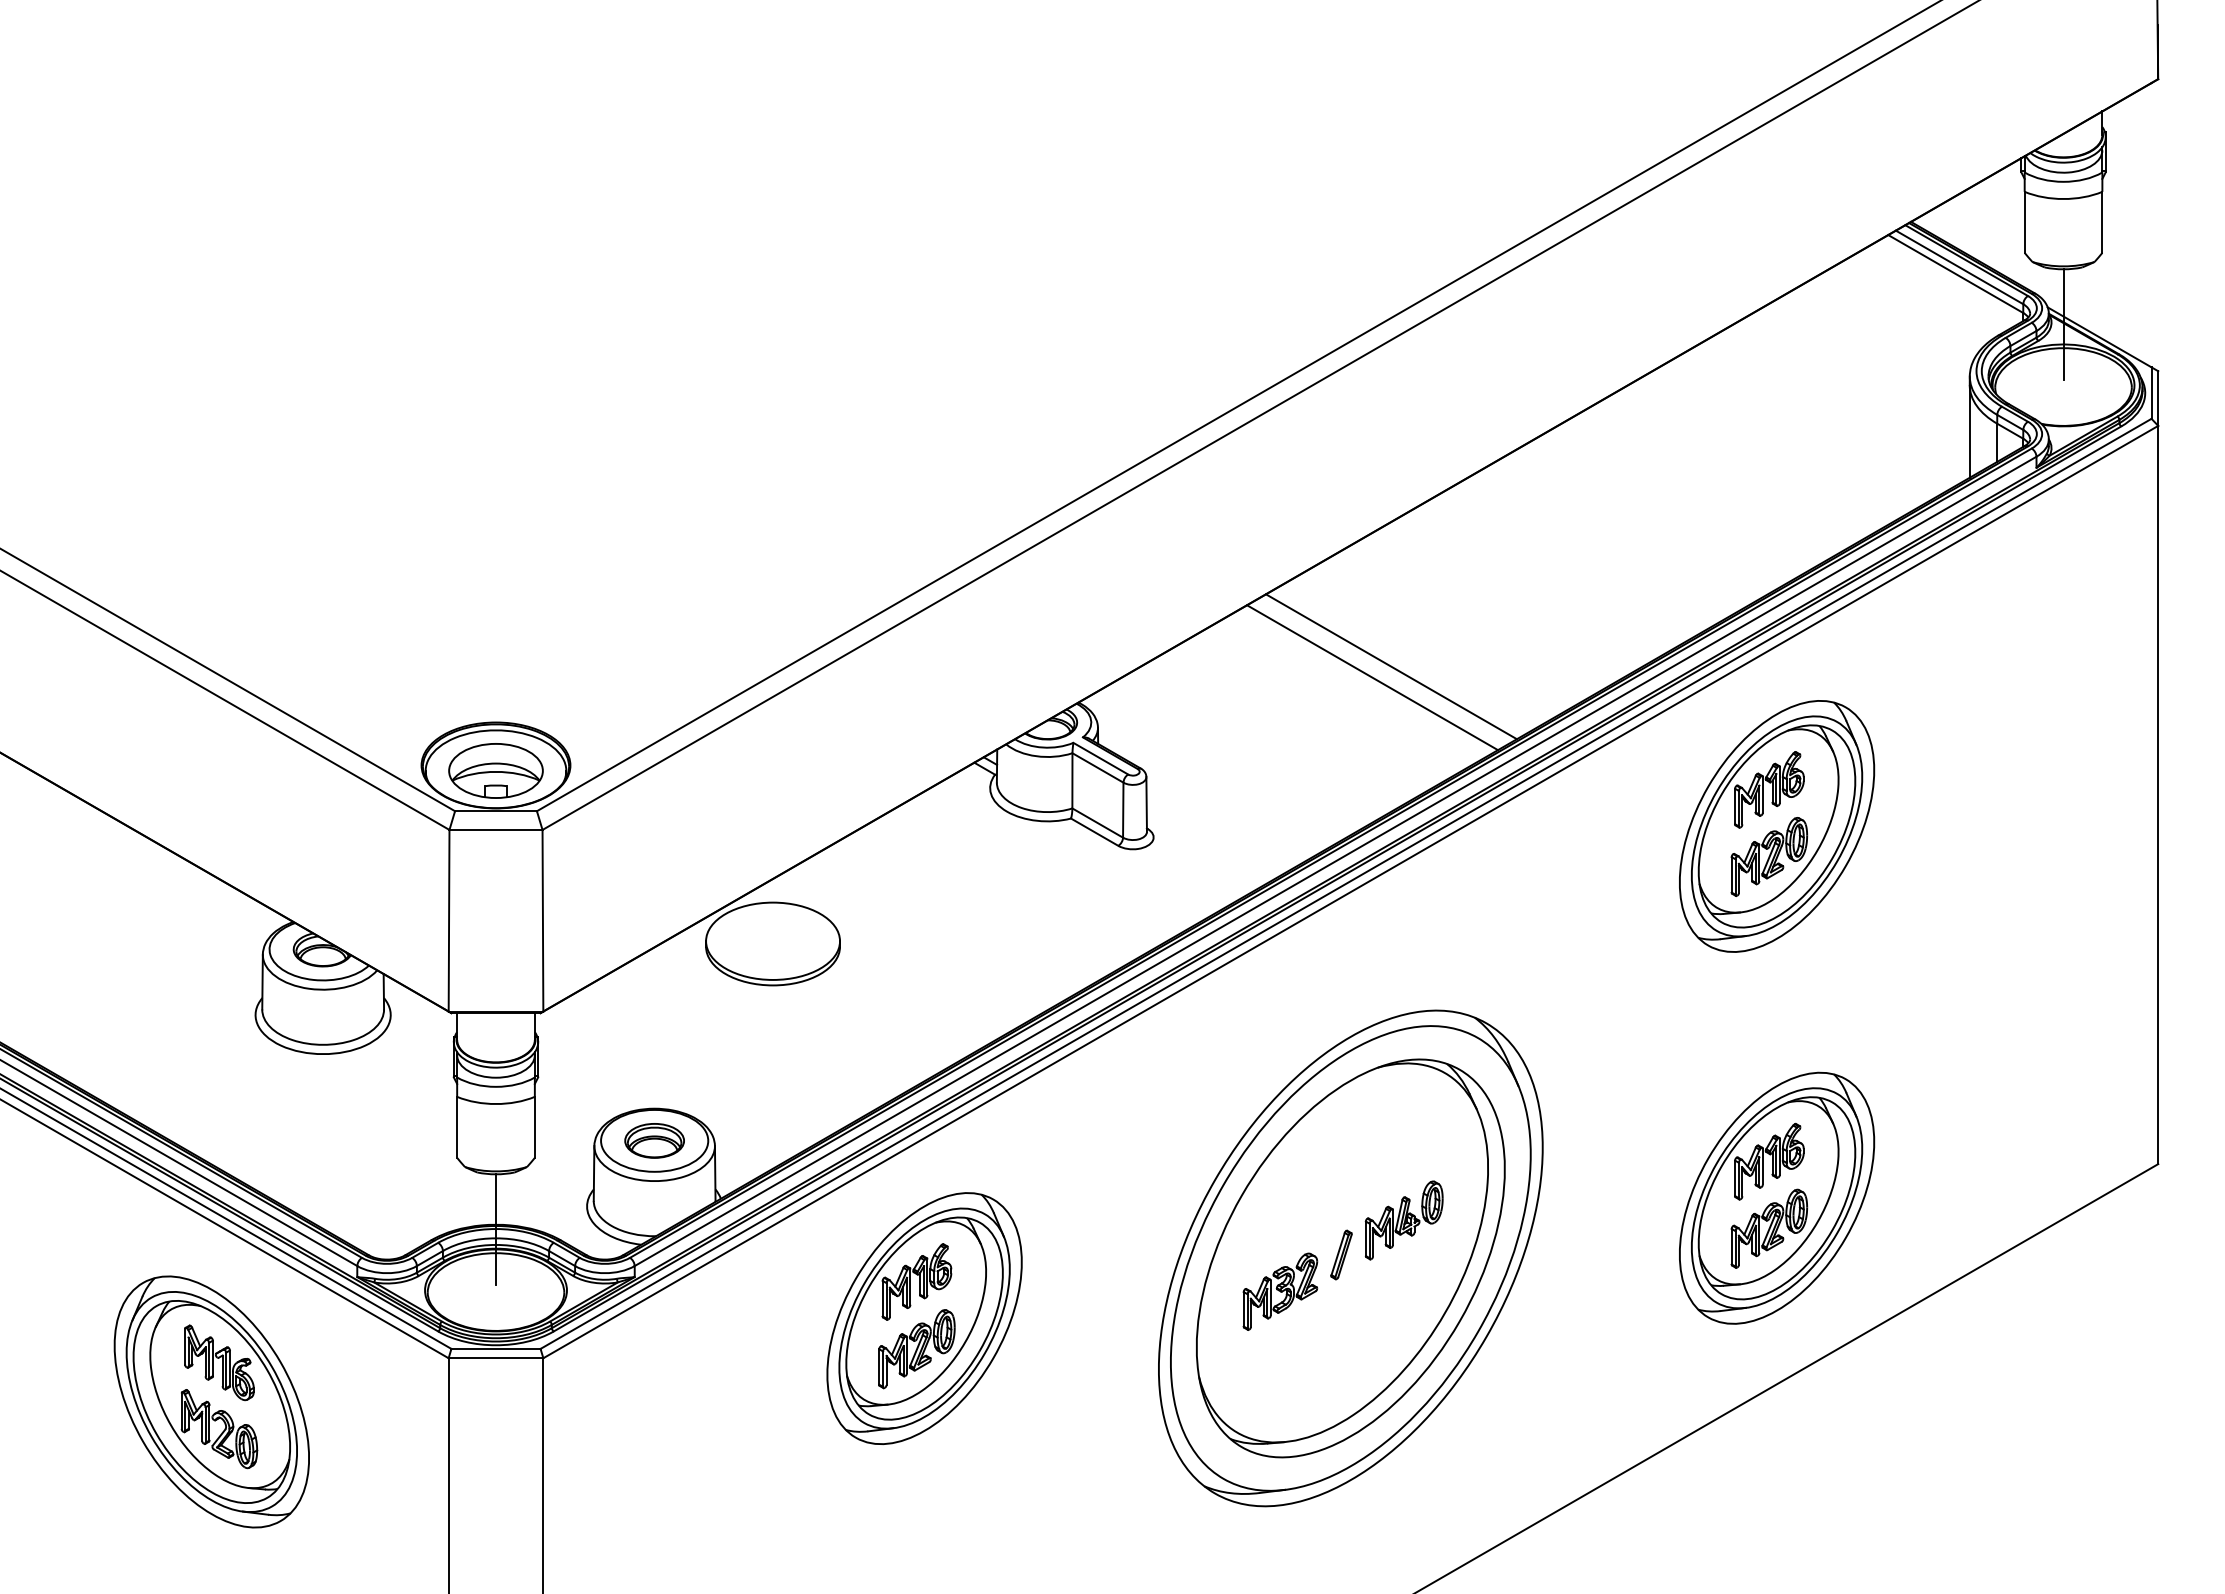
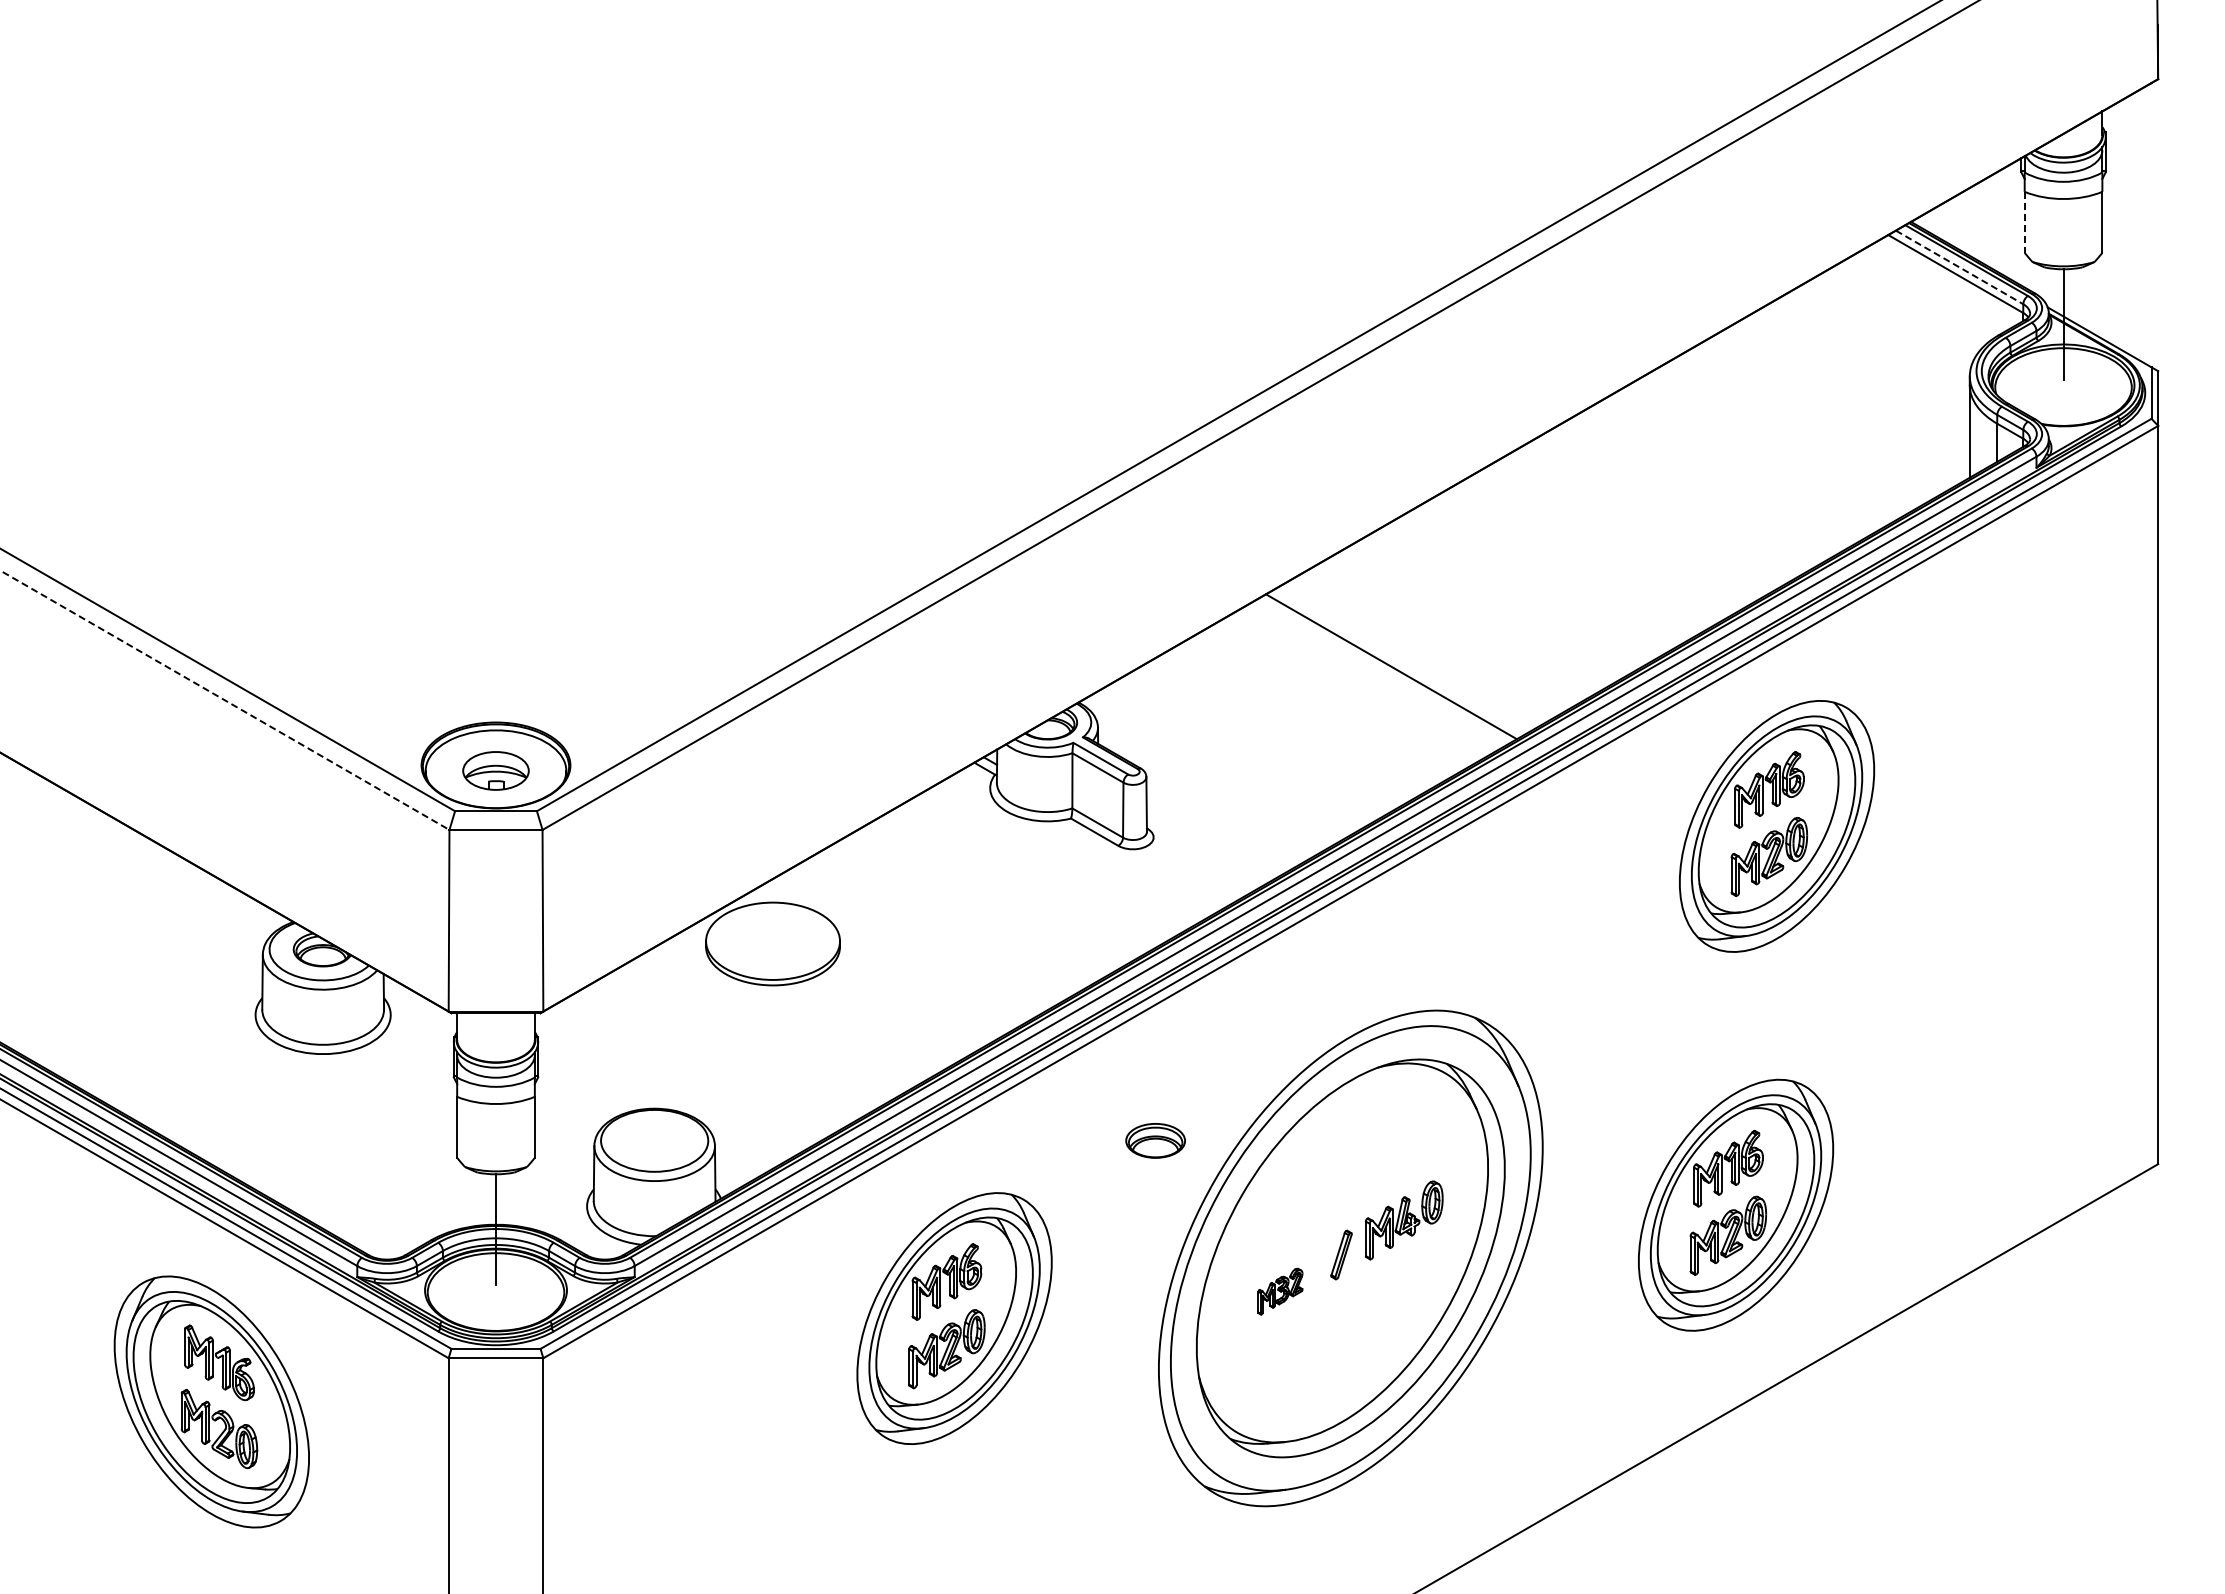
line: solid -> dashed (2024, 222)
line: solid -> dashed (1959, 267)
line: present -> none (1372, 677)
line: solid -> dashed (225, 700)
part size: 96x56 px -> 68x40 px (495, 770)
part position: (654, 1140) -> (1155, 1140) (1155, 1140)
part position: (1777, 1197) -> (1736, 1204) (1736, 1204)
part size: 77x79 px -> 47x49 px (1280, 1291)
part position: (924, 1318) -> (954, 1318) (954, 1318)
